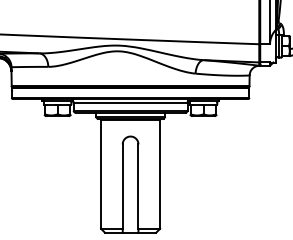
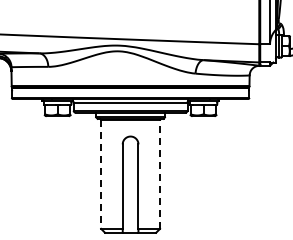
line: solid -> dashed (160, 174)
line: solid -> dashed (101, 175)
